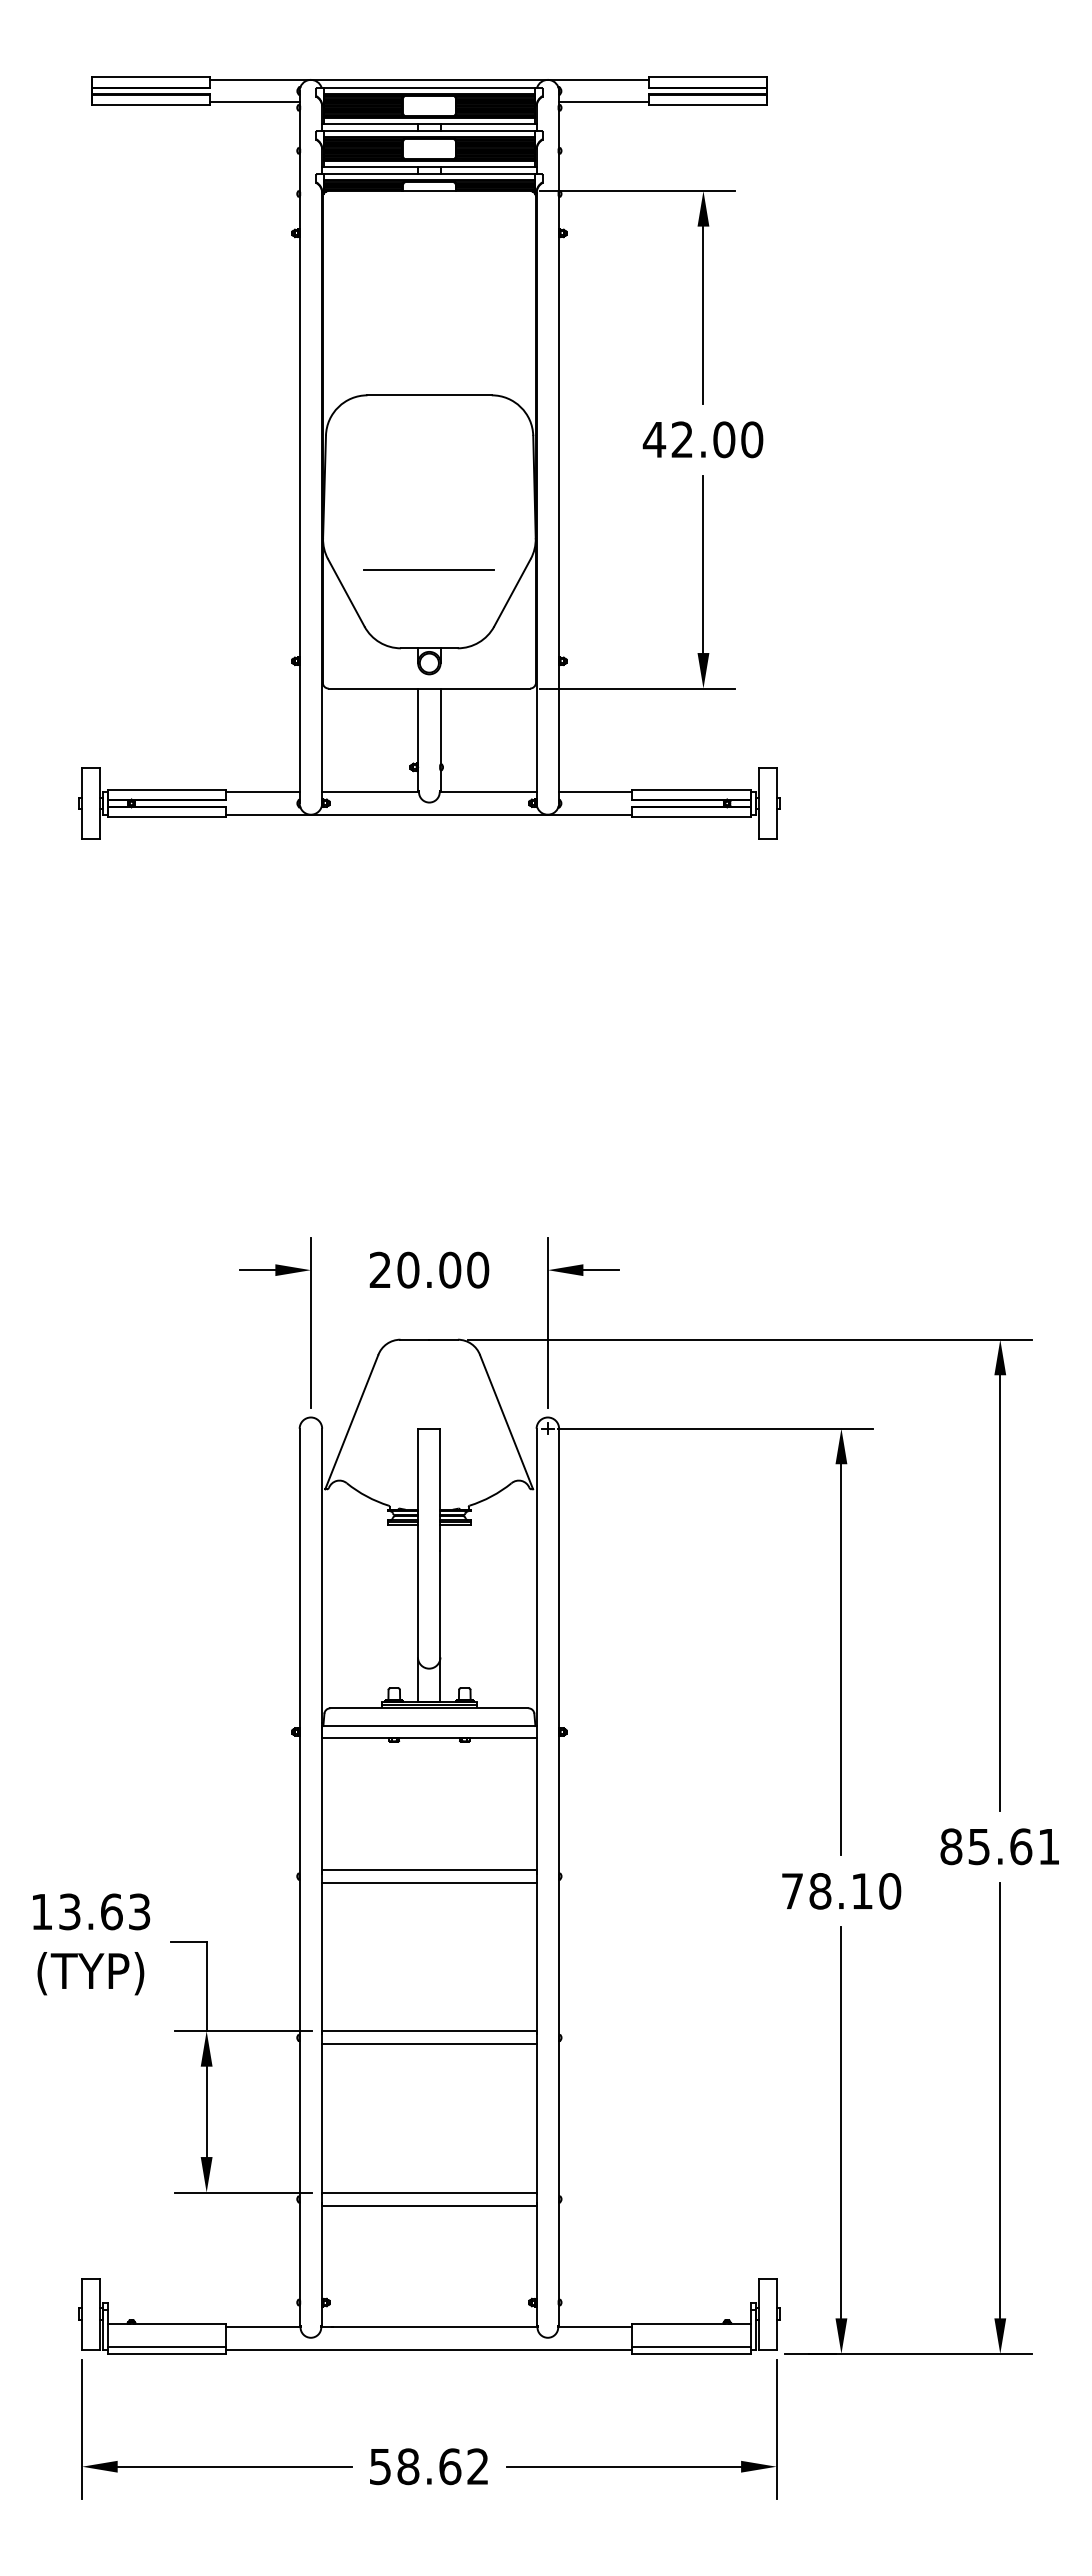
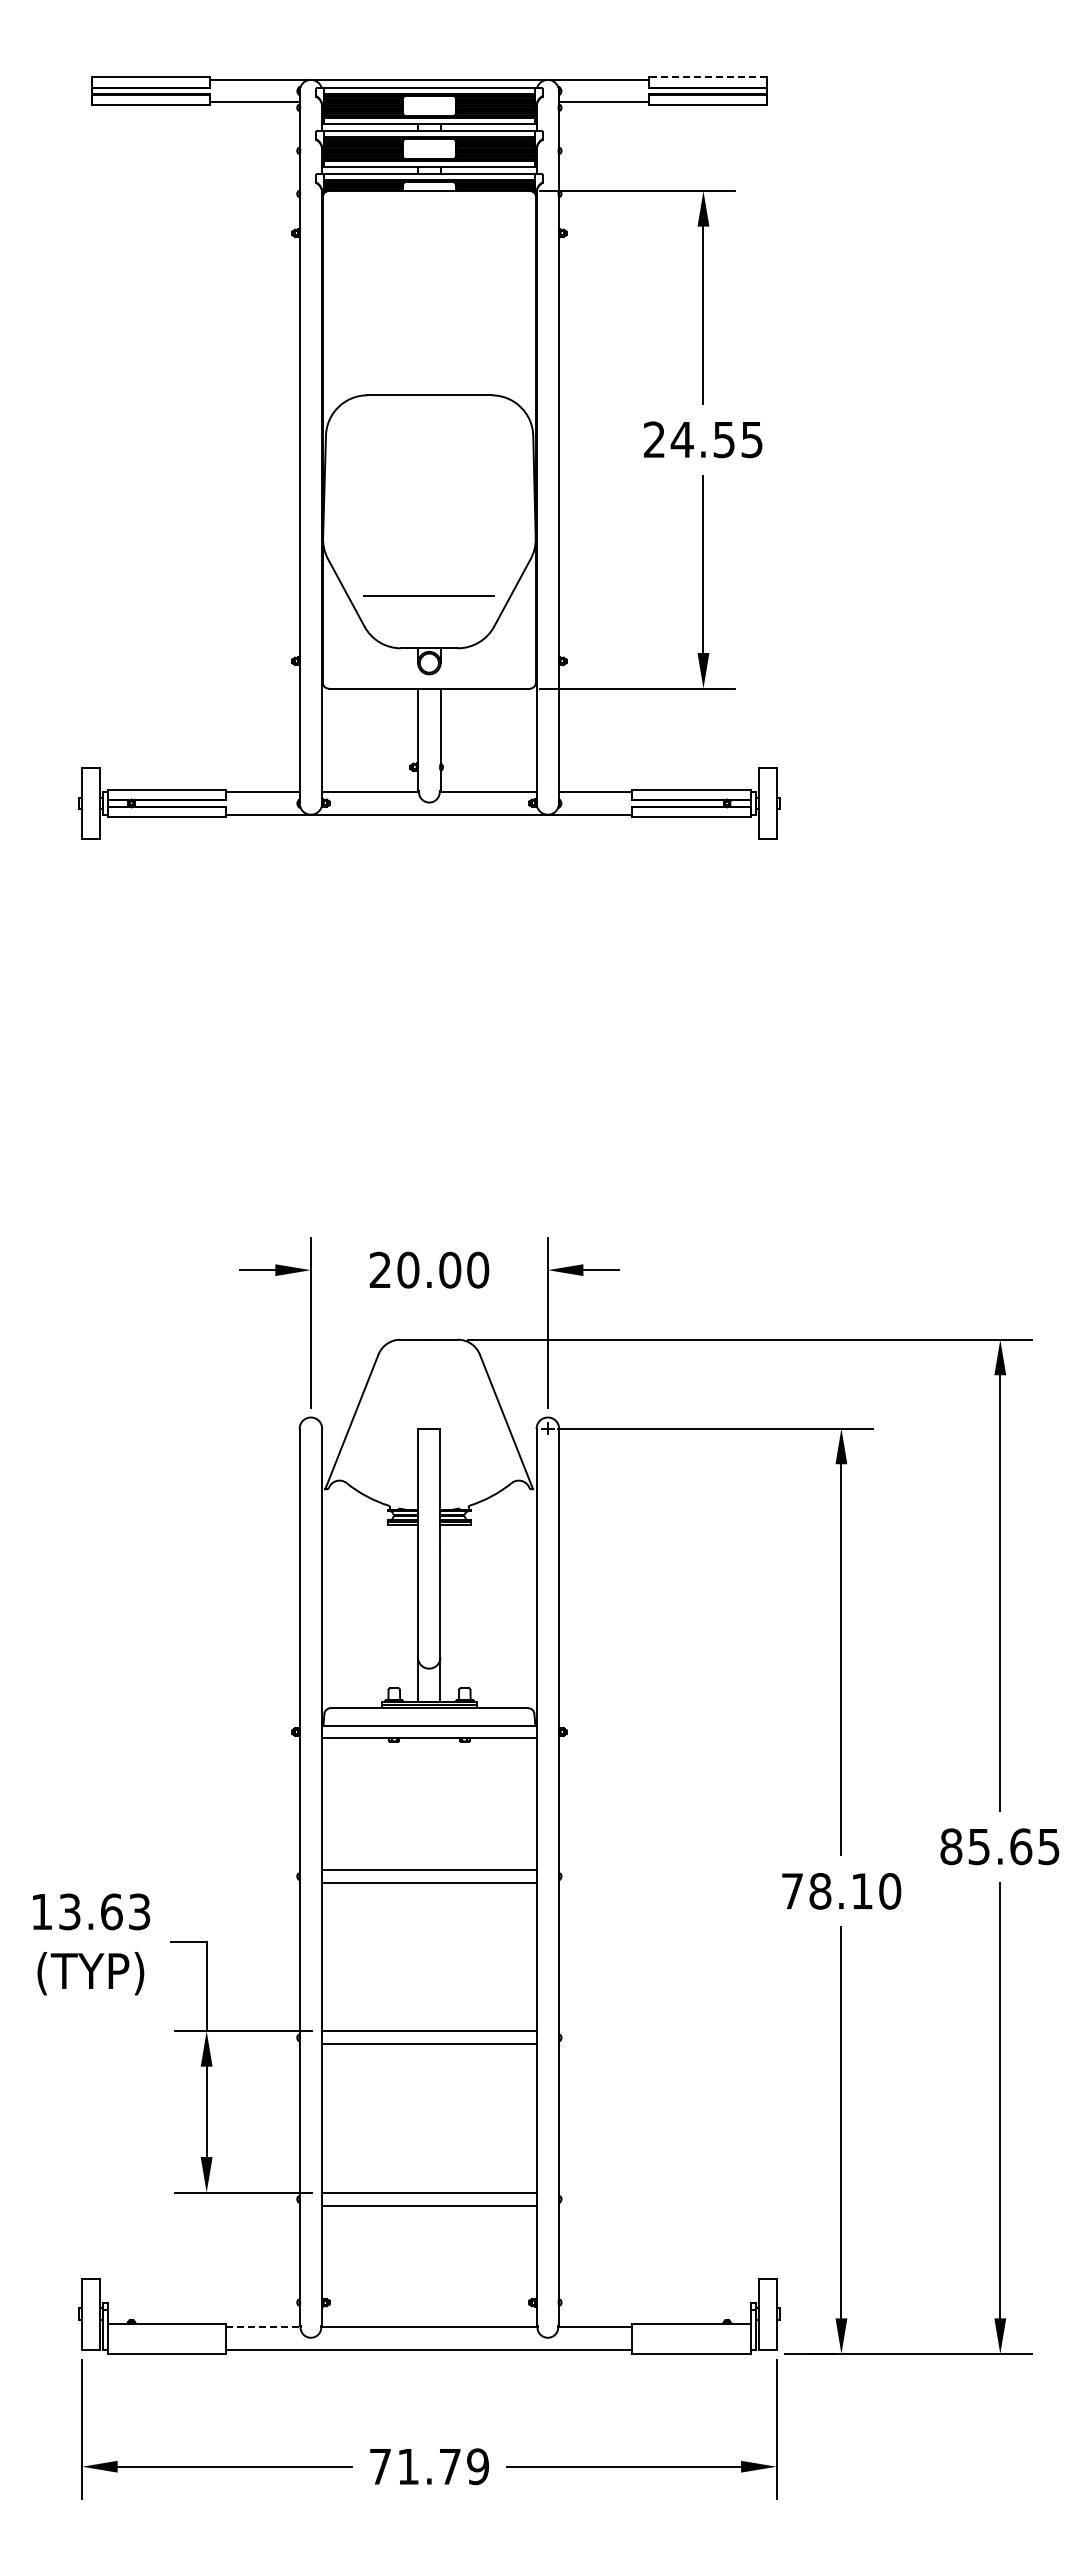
line: solid -> dashed (707, 77)
text: 42.00 -> 24.55 (702, 439)
line position: (428, 569) -> (428, 595) (428, 595)
text: 85.61 -> 85.65 (1048, 1847)
line: solid -> dashed (263, 2327)
line: present -> none (166, 2347)
line: present -> none (691, 2347)
text: 58.62 -> 71.79 (429, 2466)
